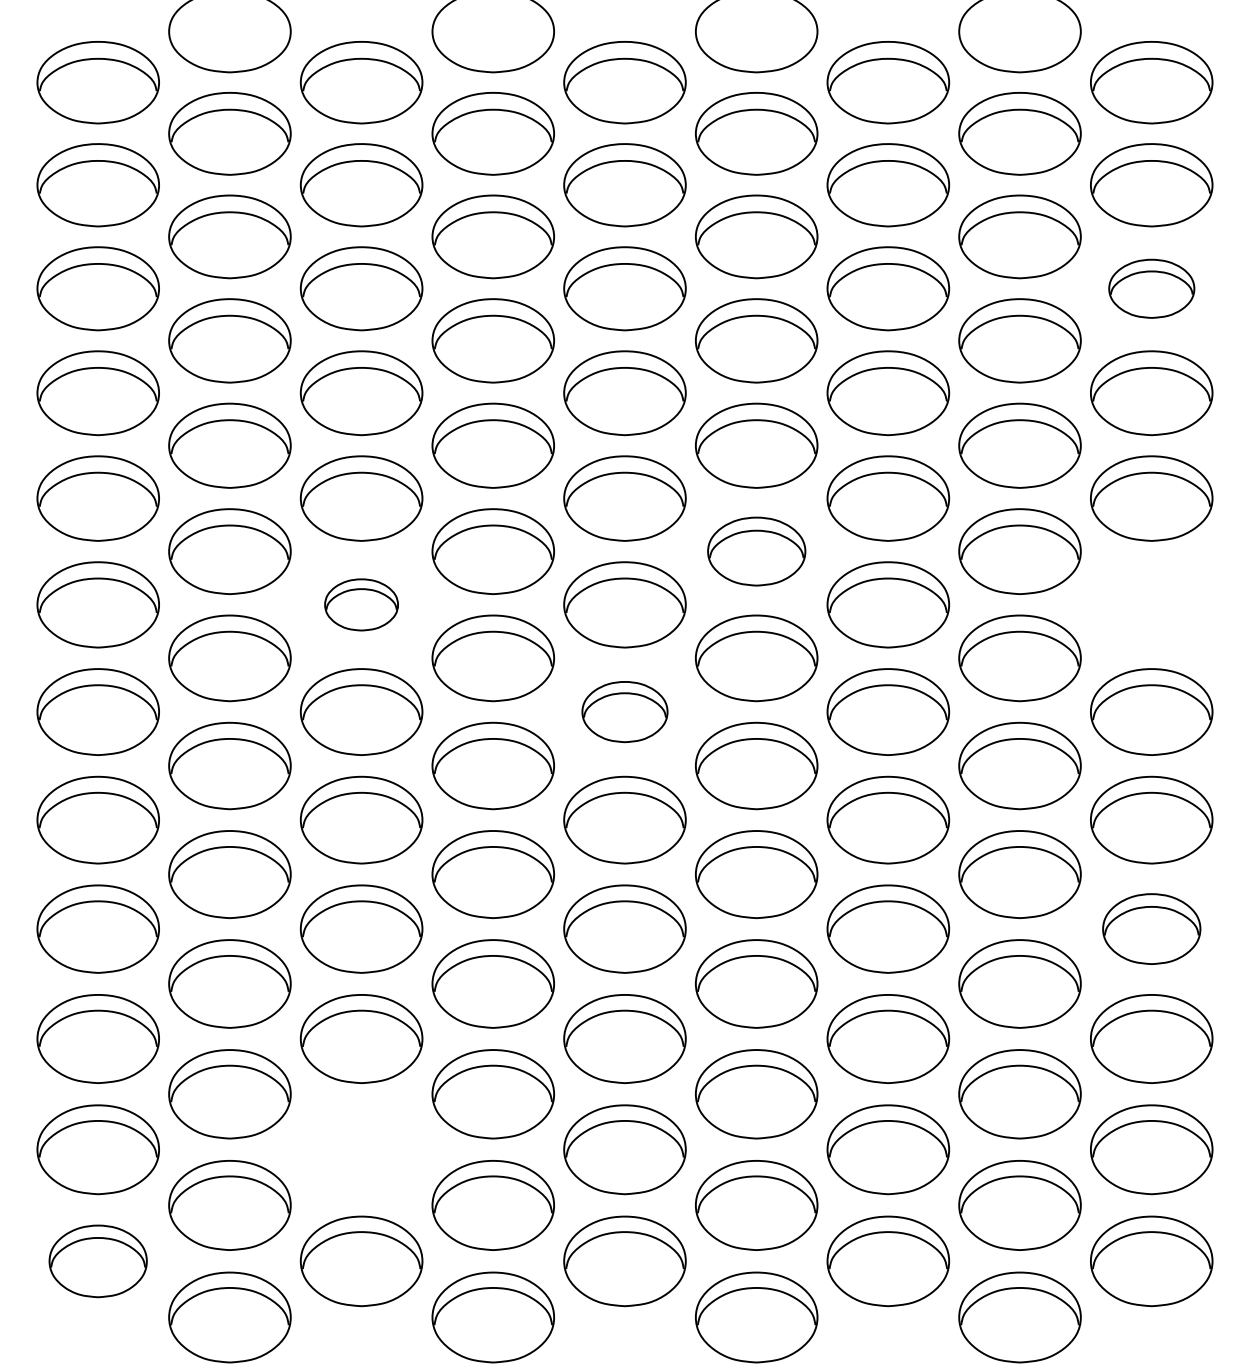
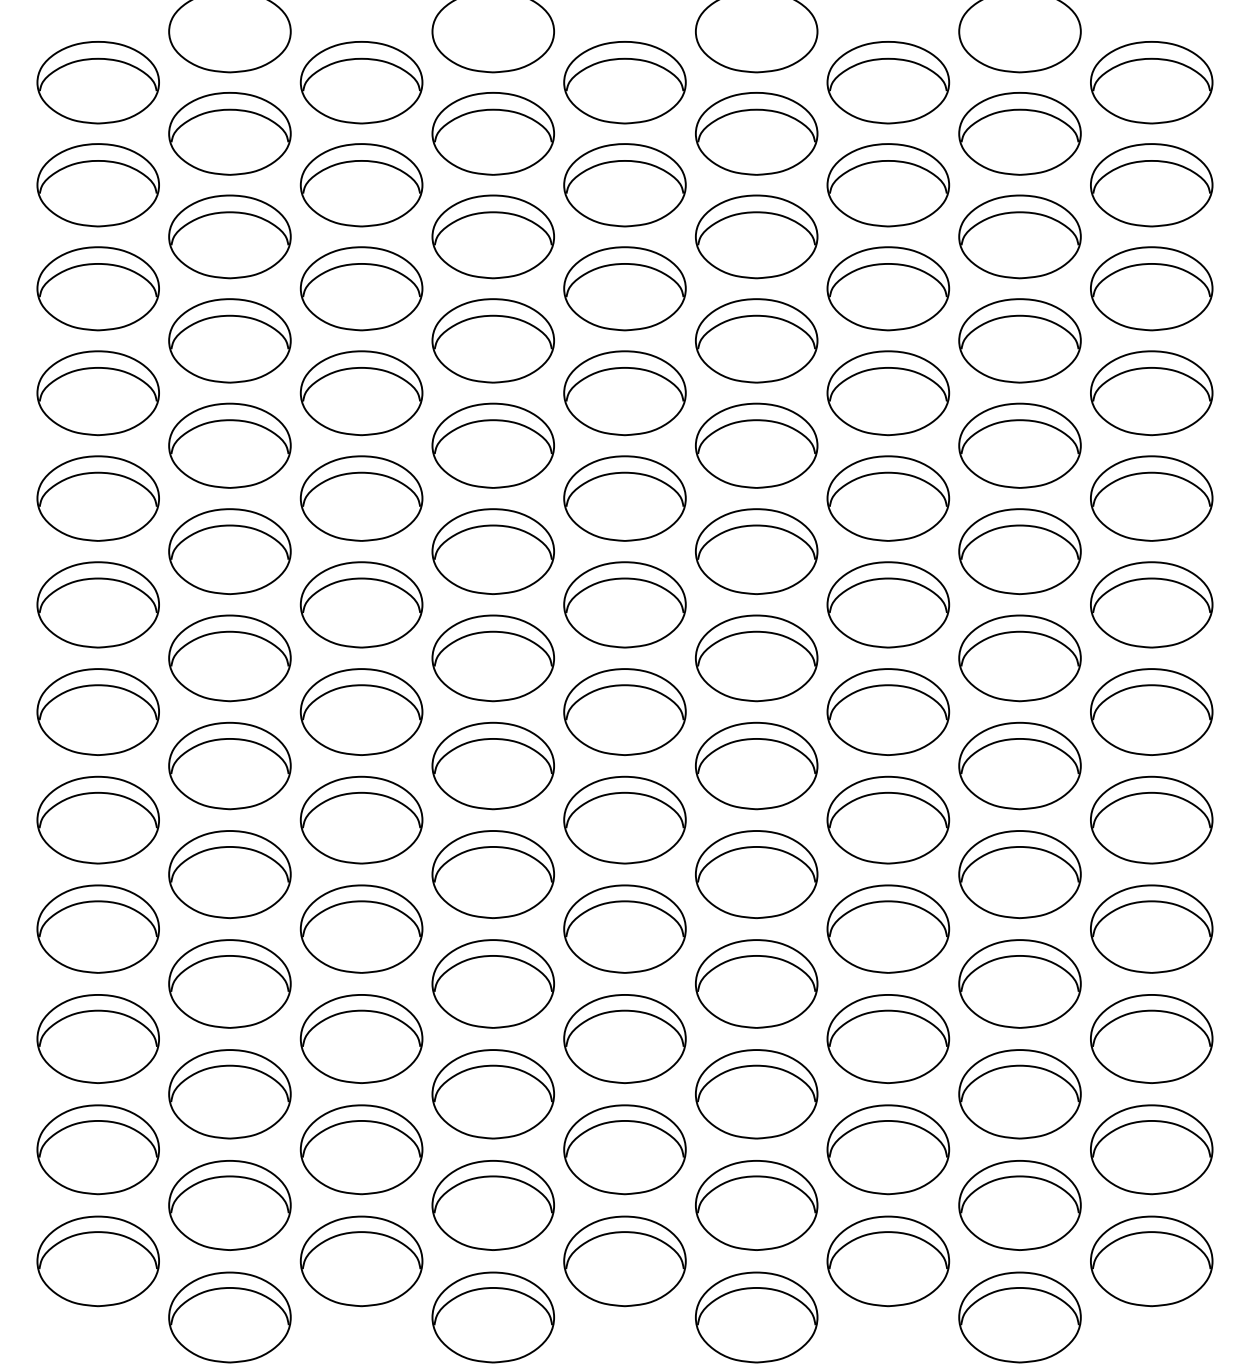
part size: 88x61 px -> 124x86 px (1151, 288)
part size: 100x71 px -> 124x87 px (756, 551)
part size: 75x54 px -> 125x88 px (361, 604)
part: none -> present (1151, 604)
part size: 88x63 px -> 124x88 px (624, 711)
part size: 100x72 px -> 124x90 px (1151, 928)
part: none -> present (361, 1149)
part size: 100x75 px -> 124x93 px (97, 1261)
